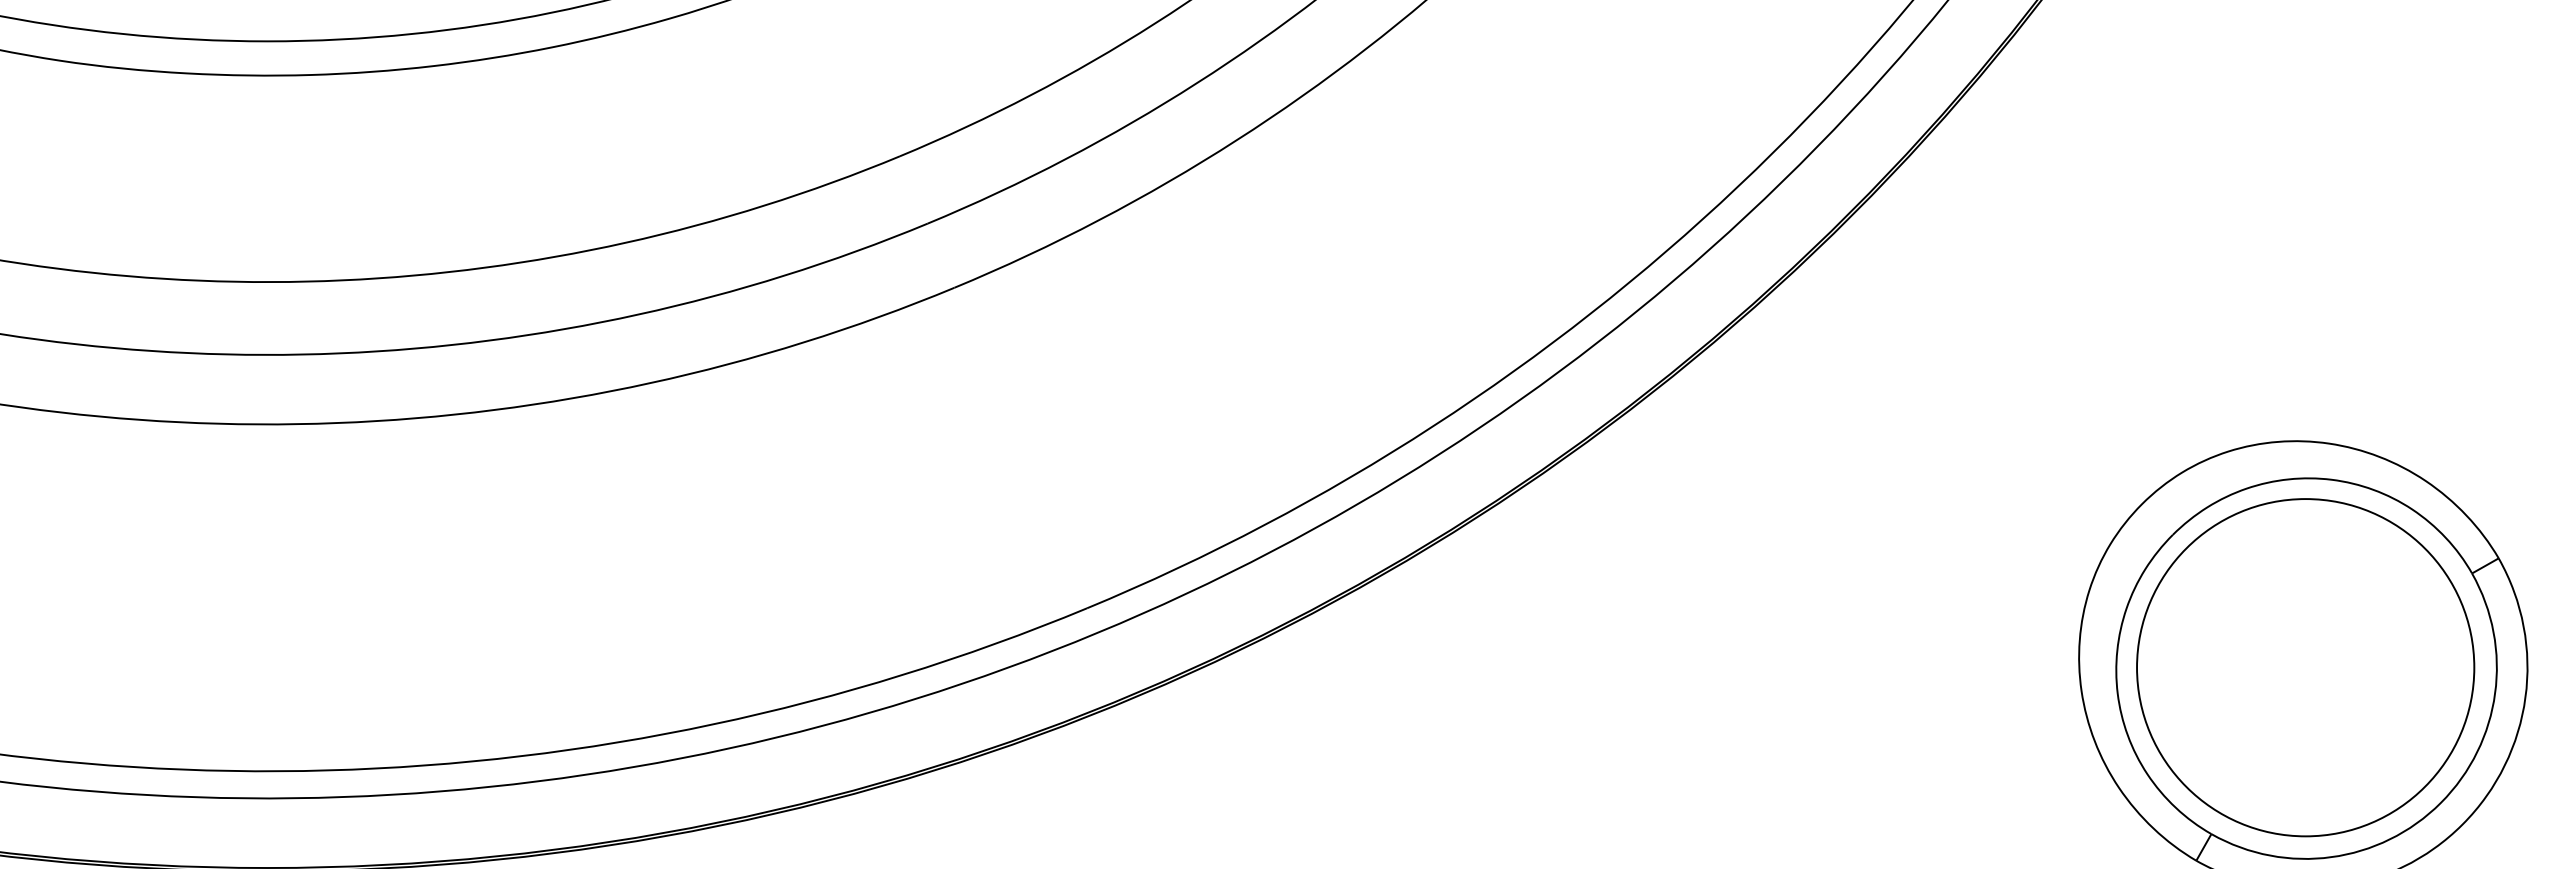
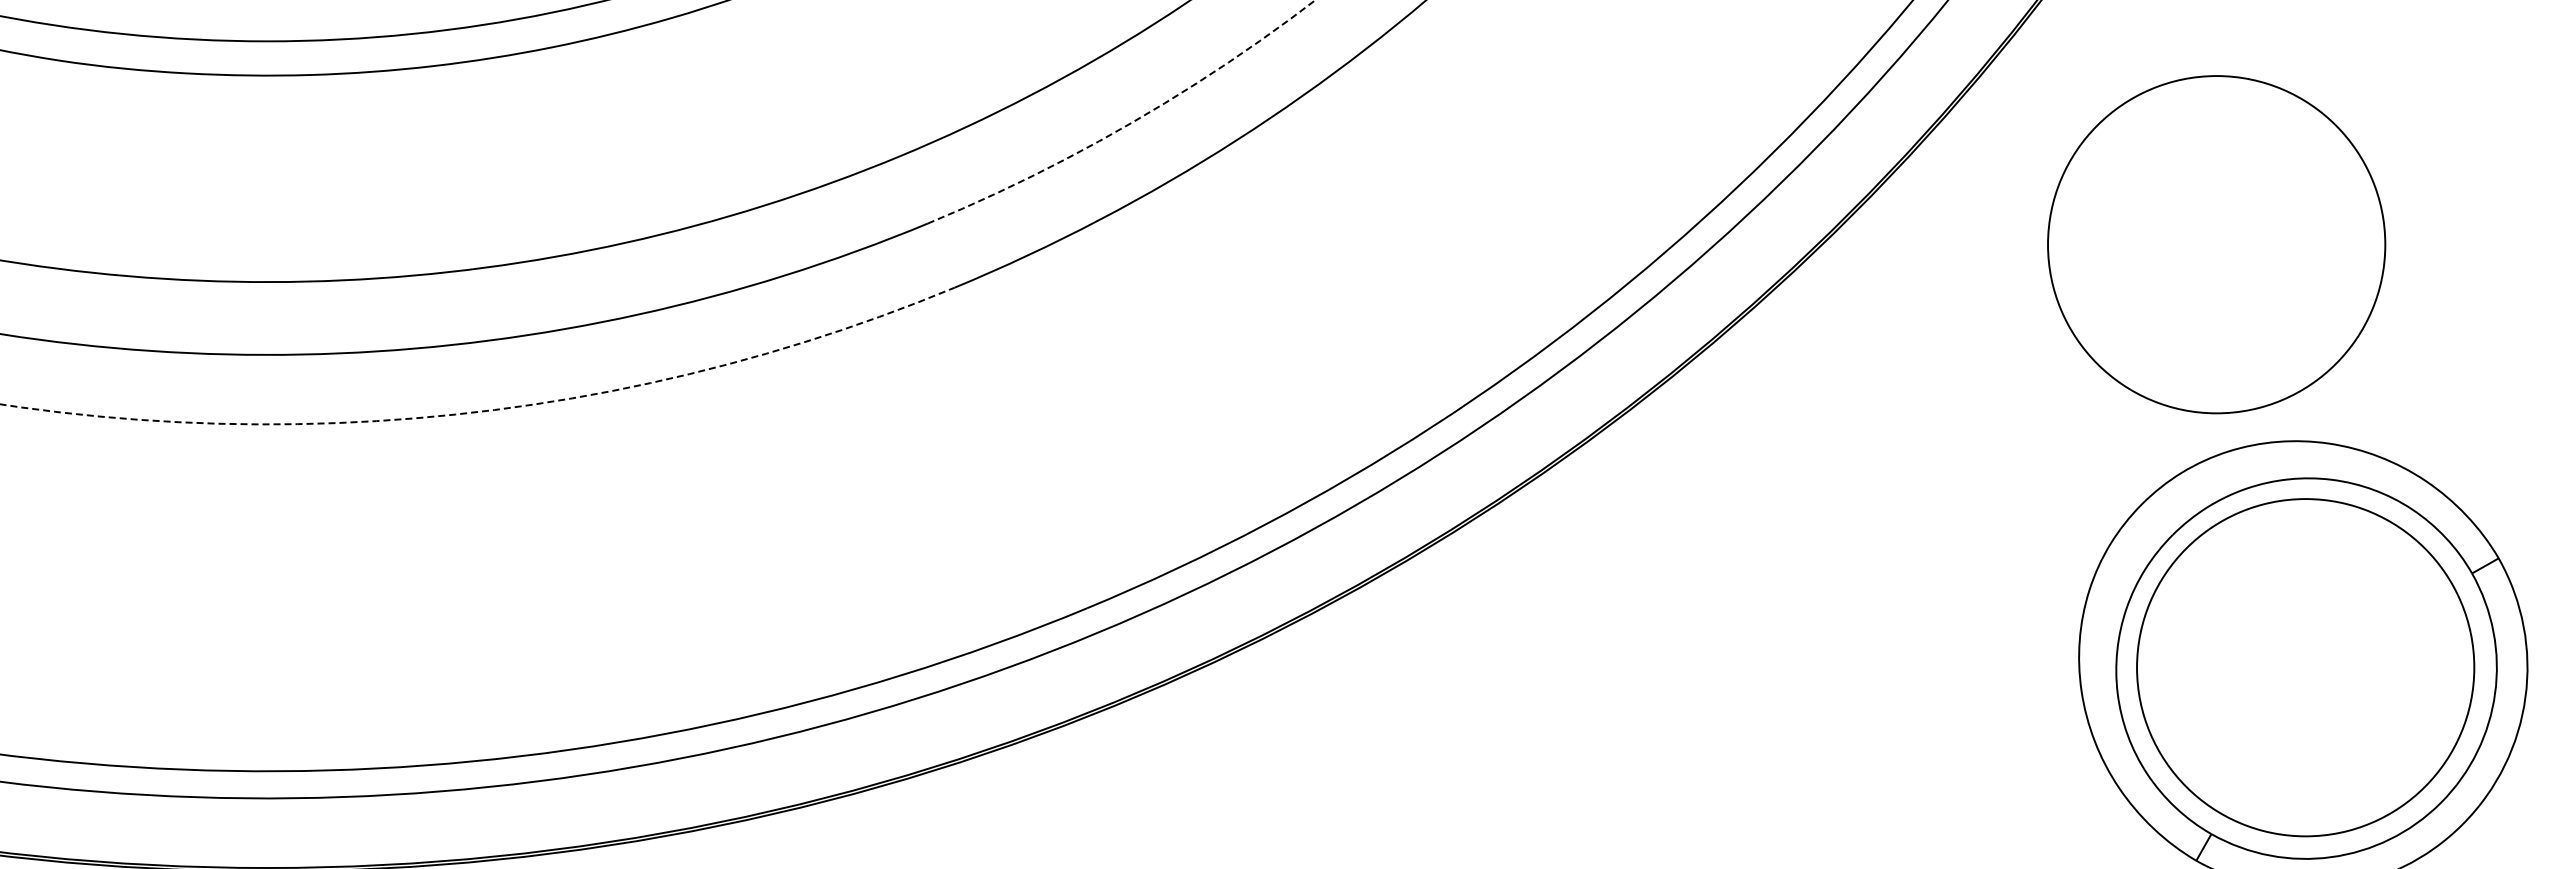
arc: solid -> dashed (1128, 124)
circle: none -> present (2216, 244)
arc: solid -> dashed (485, 411)
